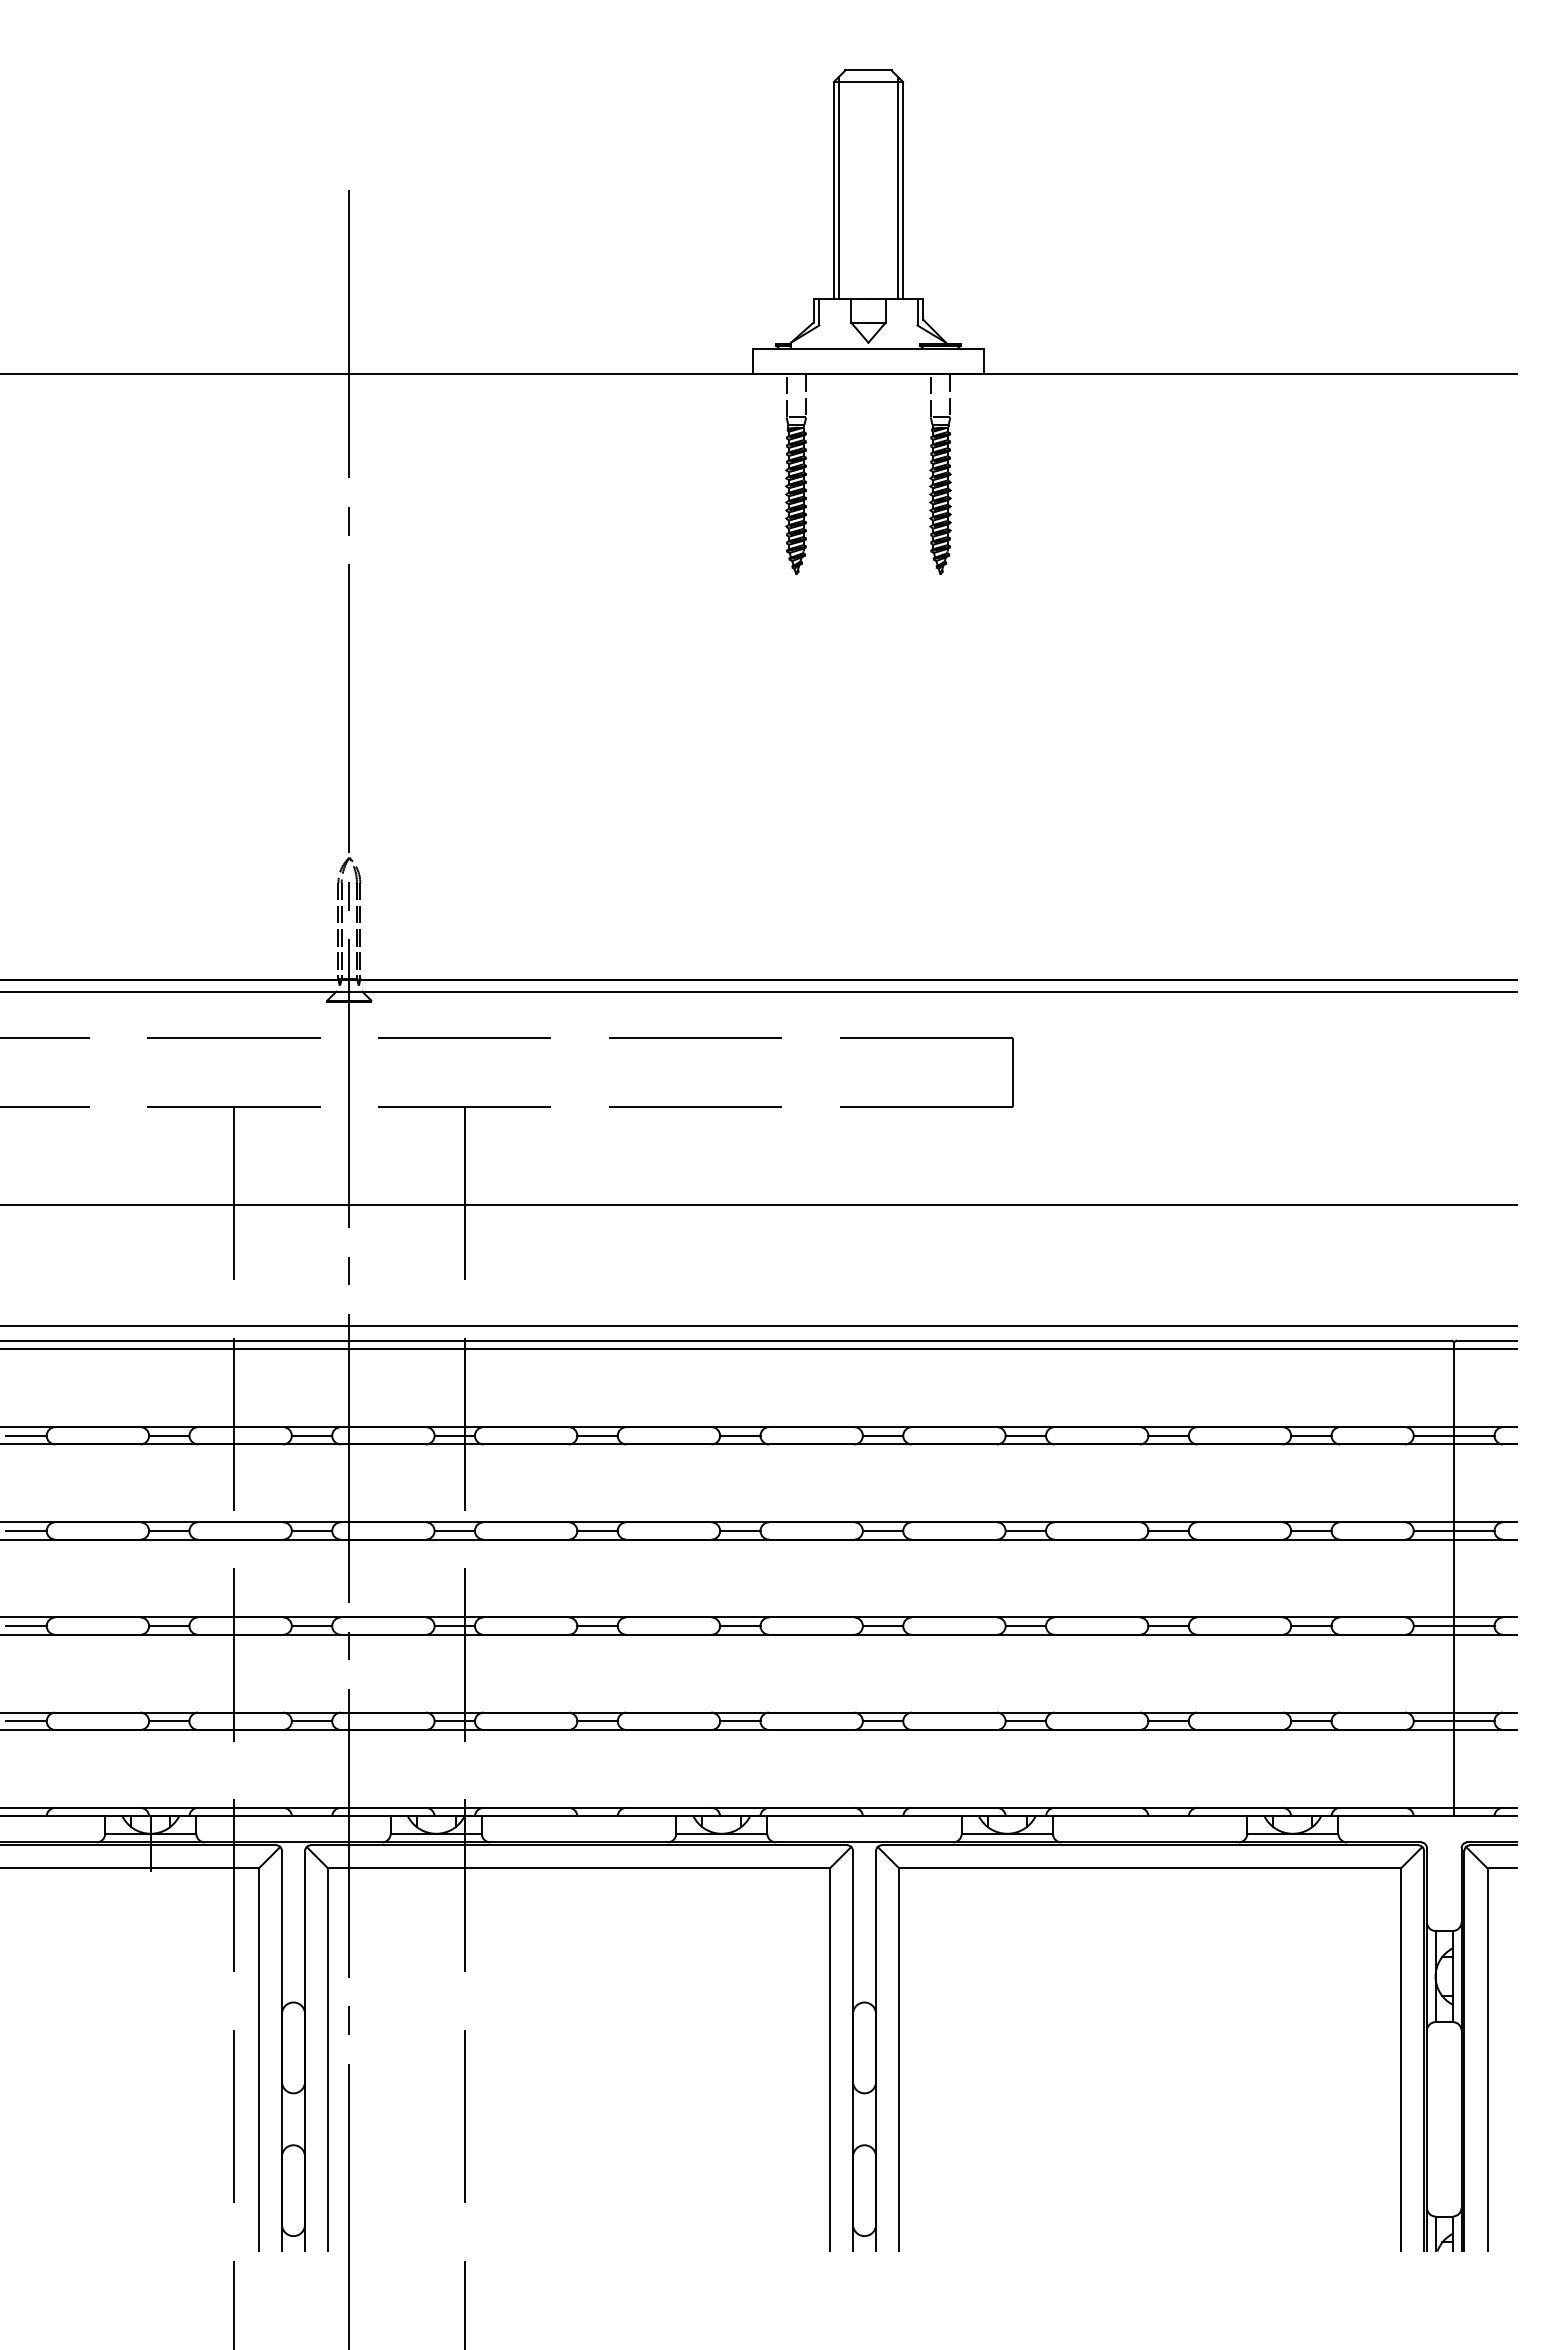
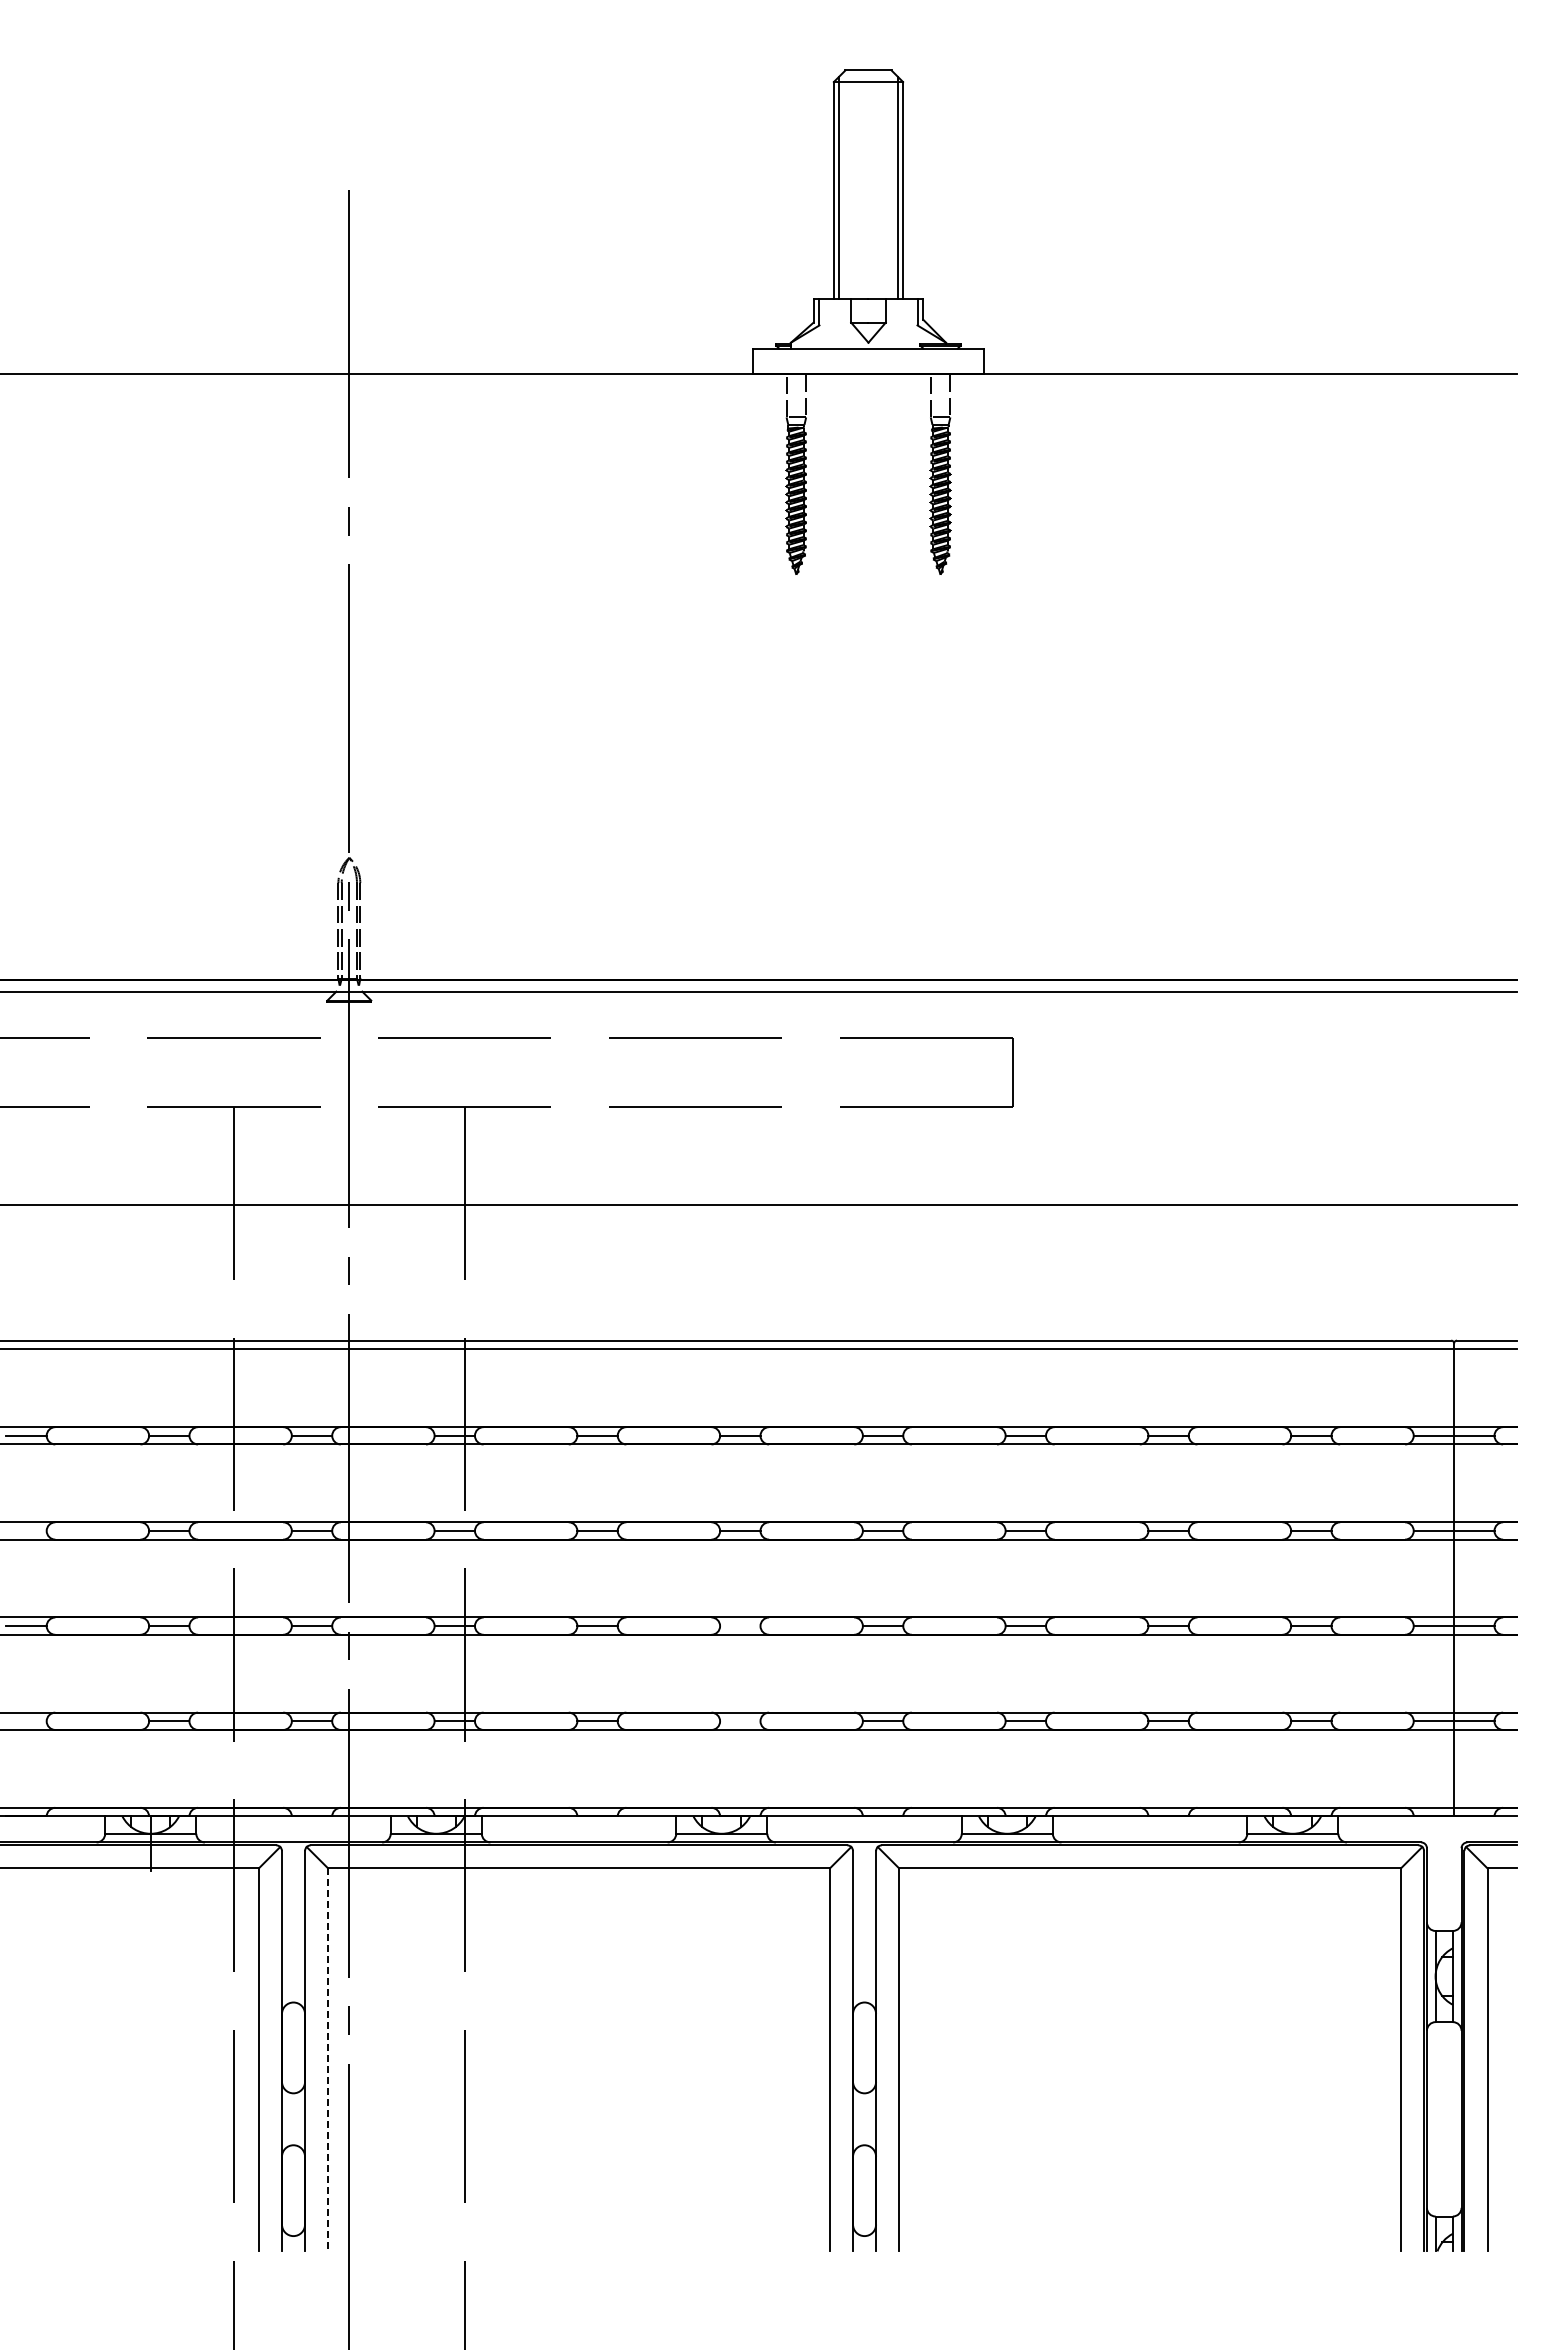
line: present -> none (759, 1326)
line: present -> none (26, 1530)
line: present -> none (740, 1626)
line: present -> none (26, 1721)
line: present -> none (740, 1721)
line: solid -> dashed (328, 2060)
